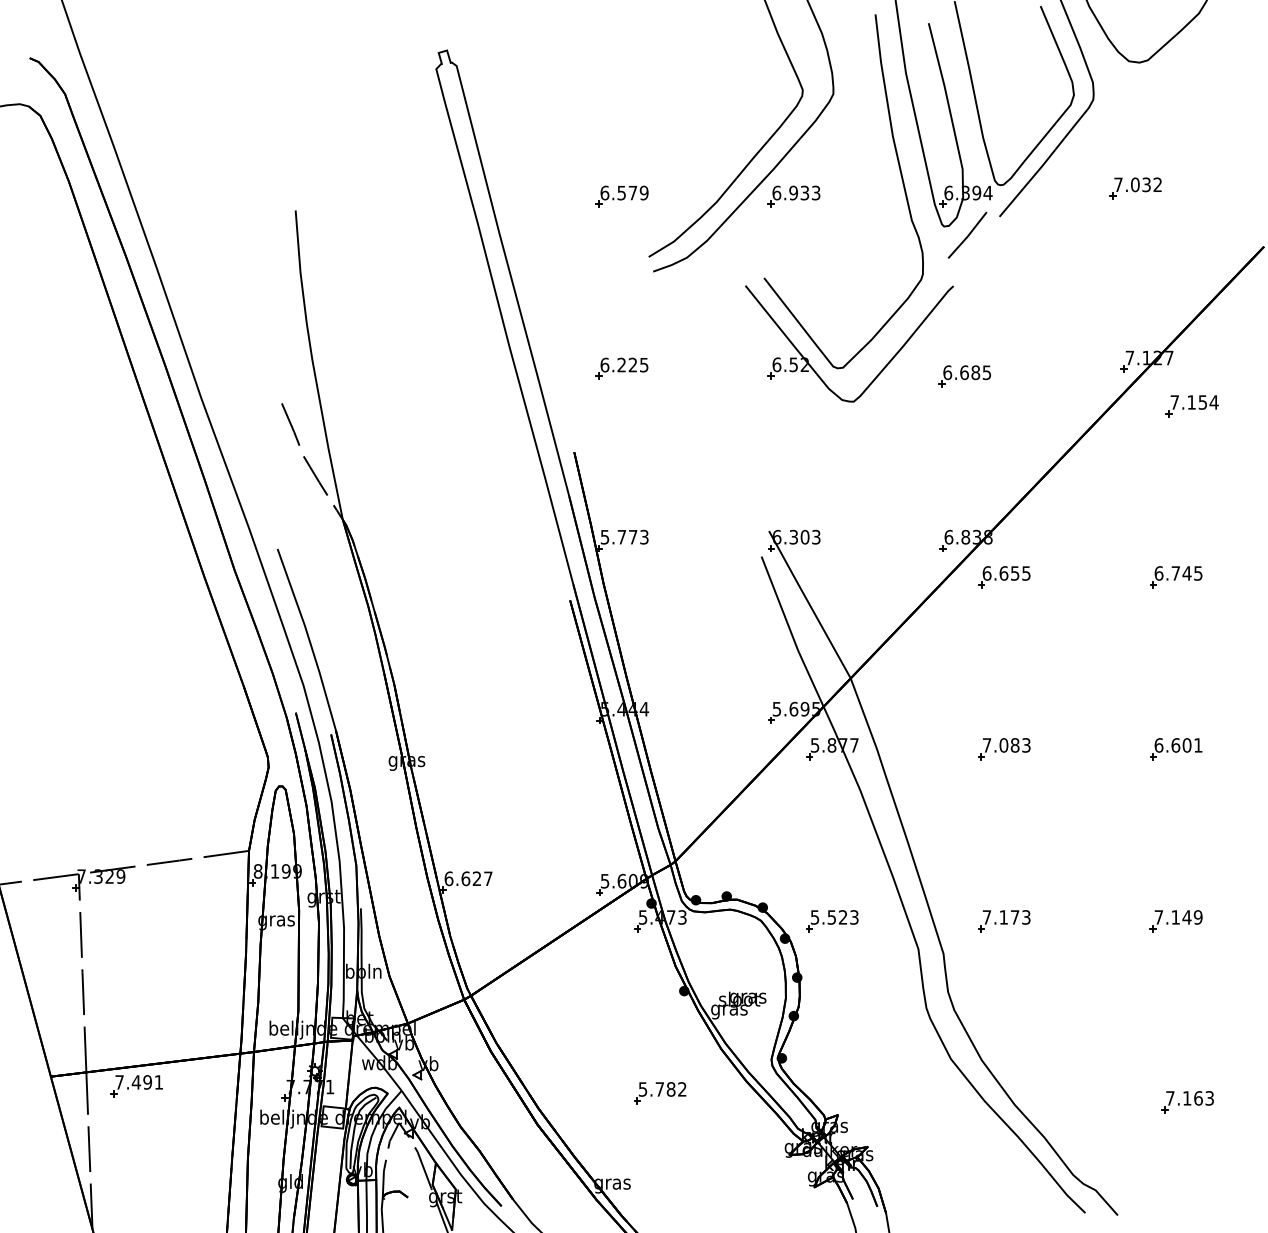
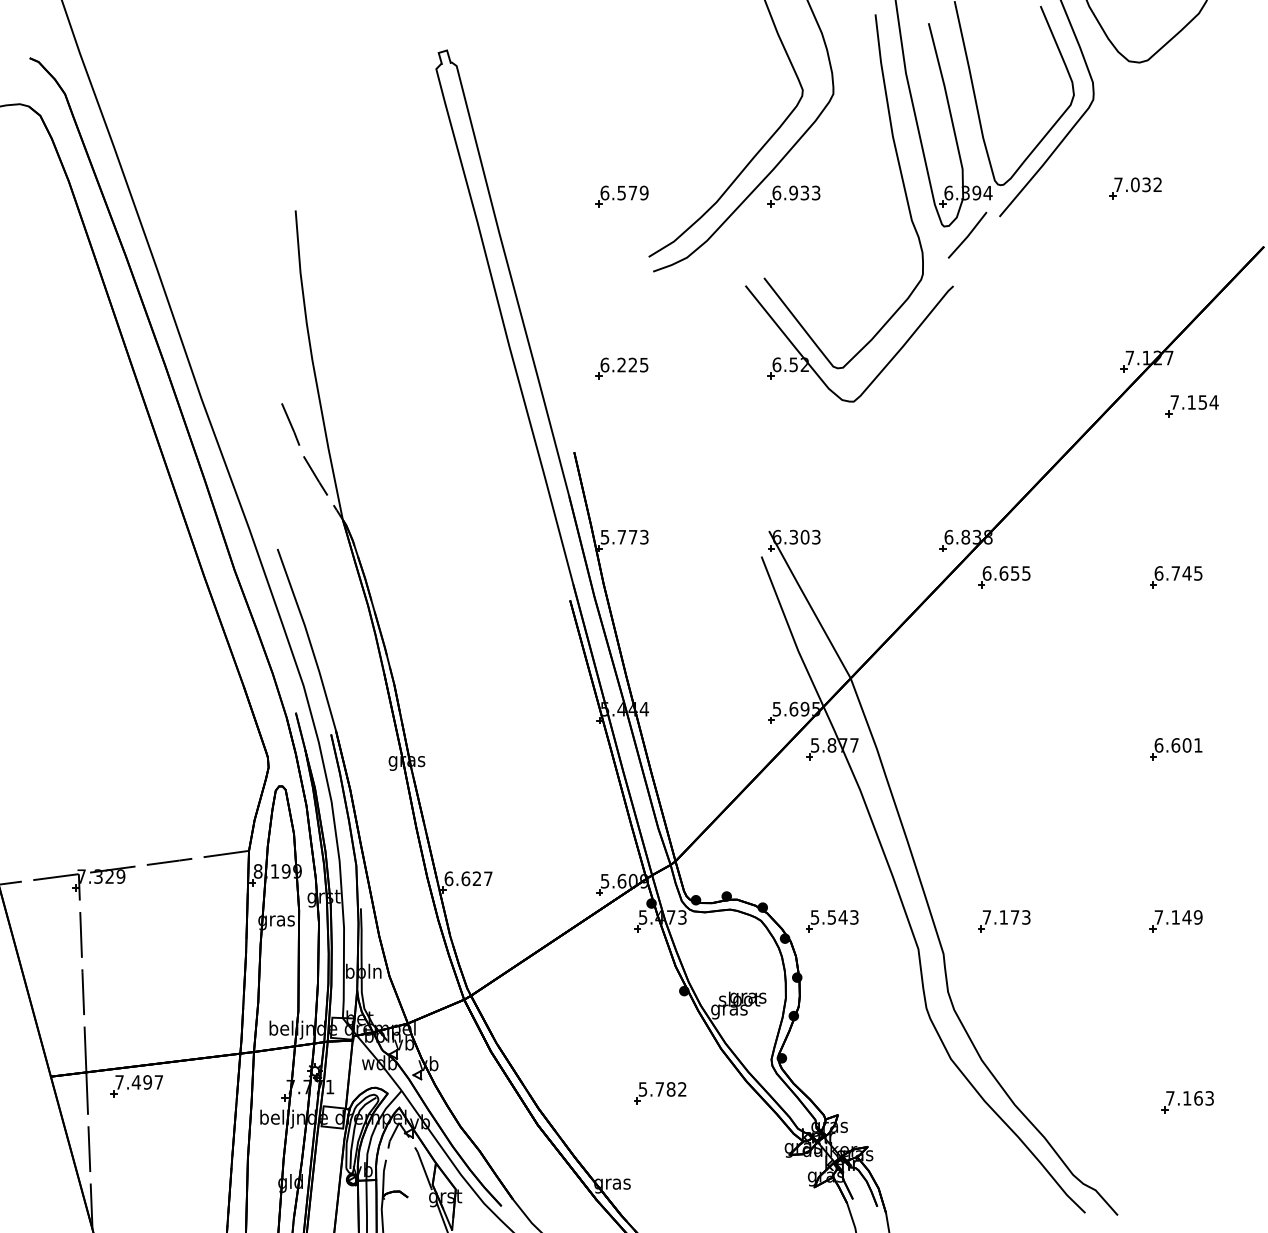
part: present -> none (964, 376)
part: present -> none (1004, 749)
text: 5.523 -> 5.543 (842, 917)
text: 7.491 -> 7.497 (158, 1082)
